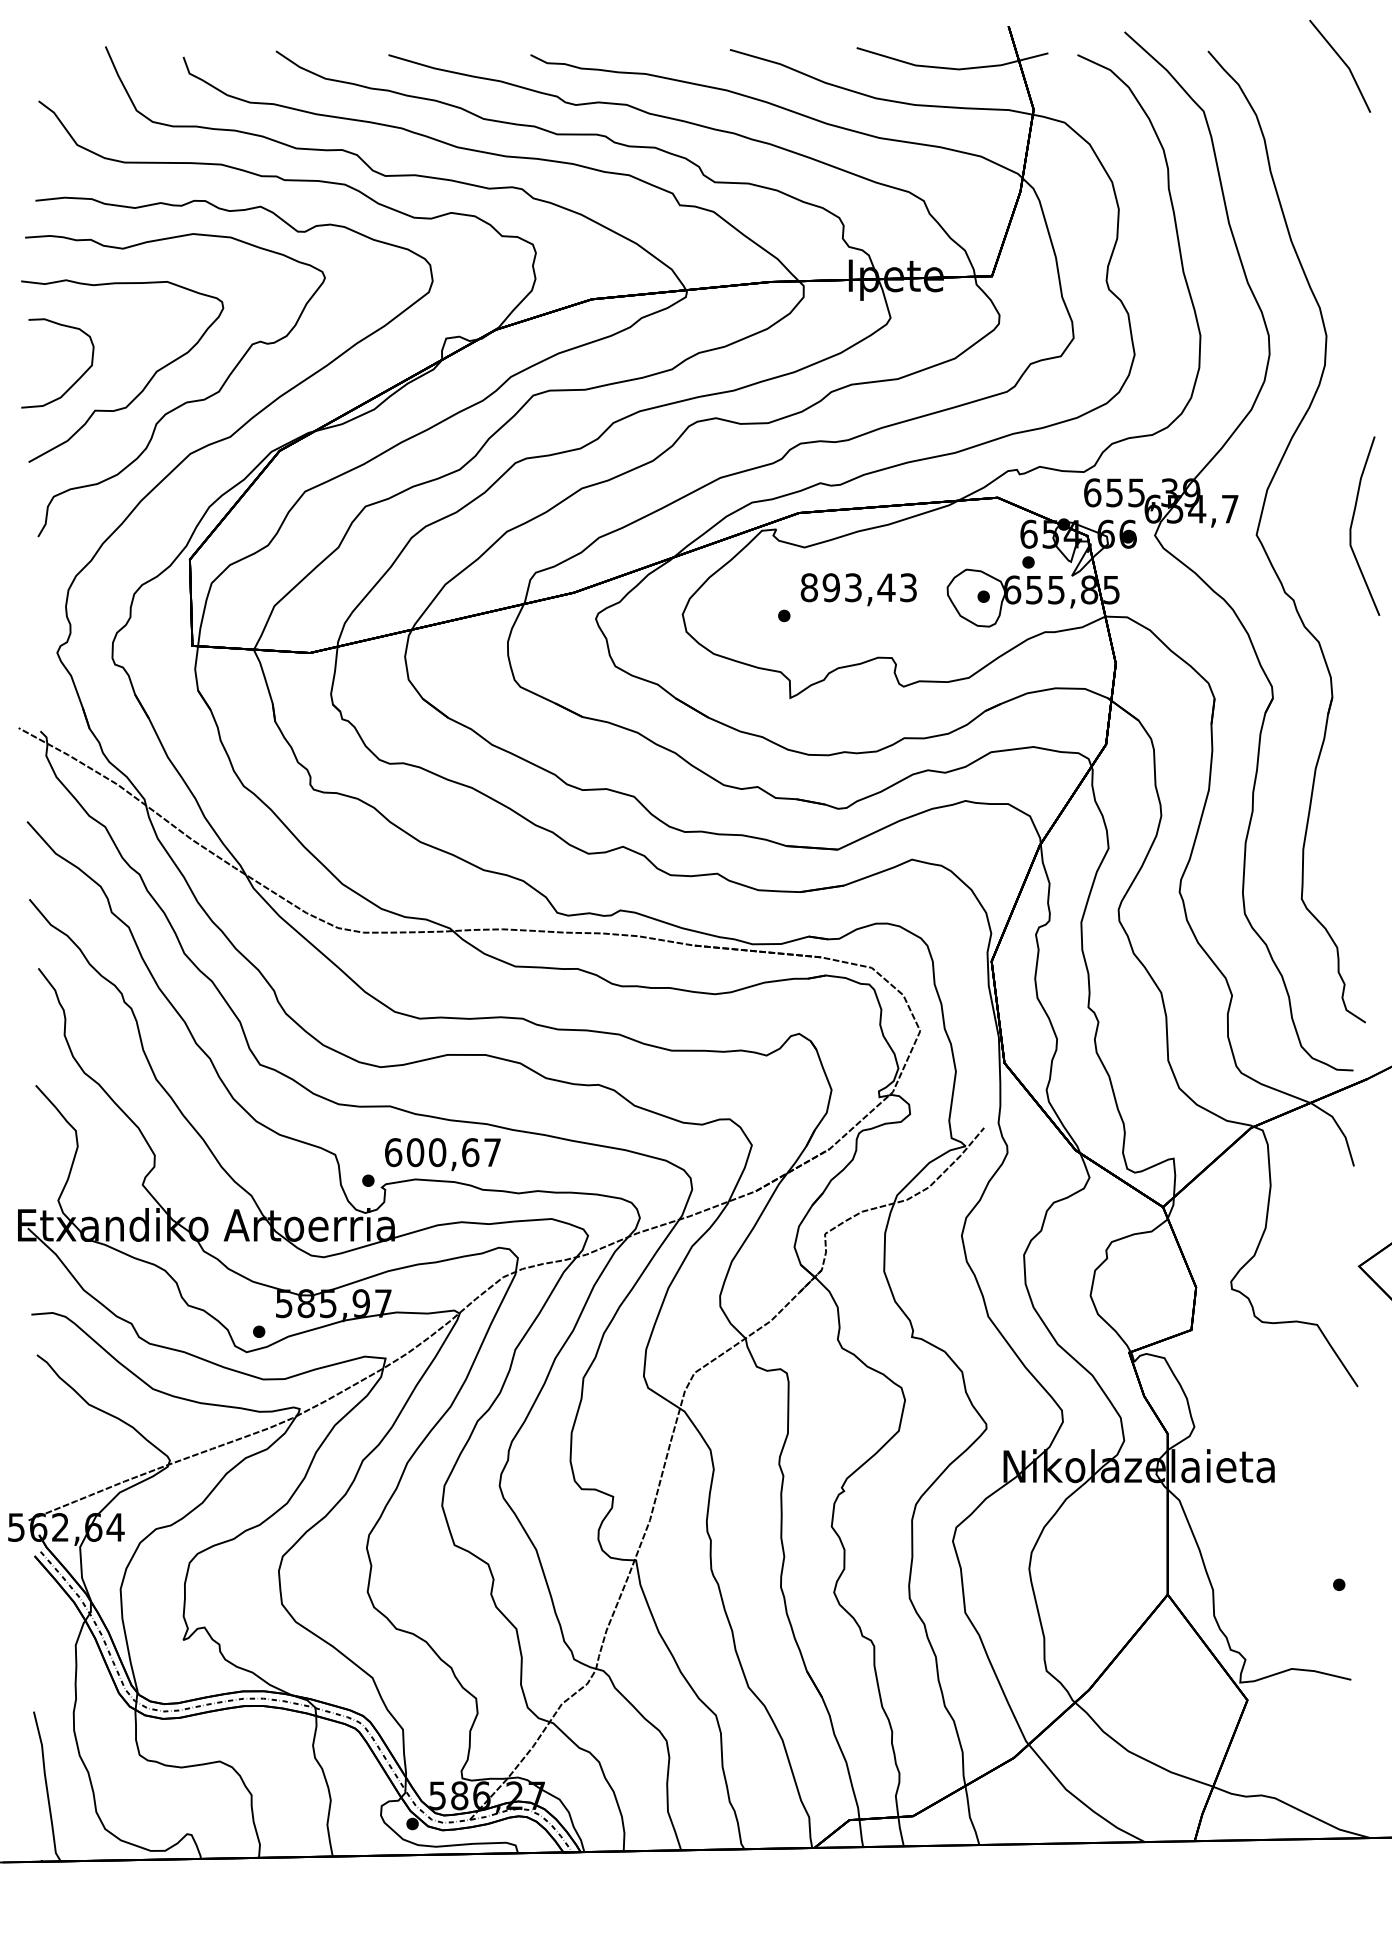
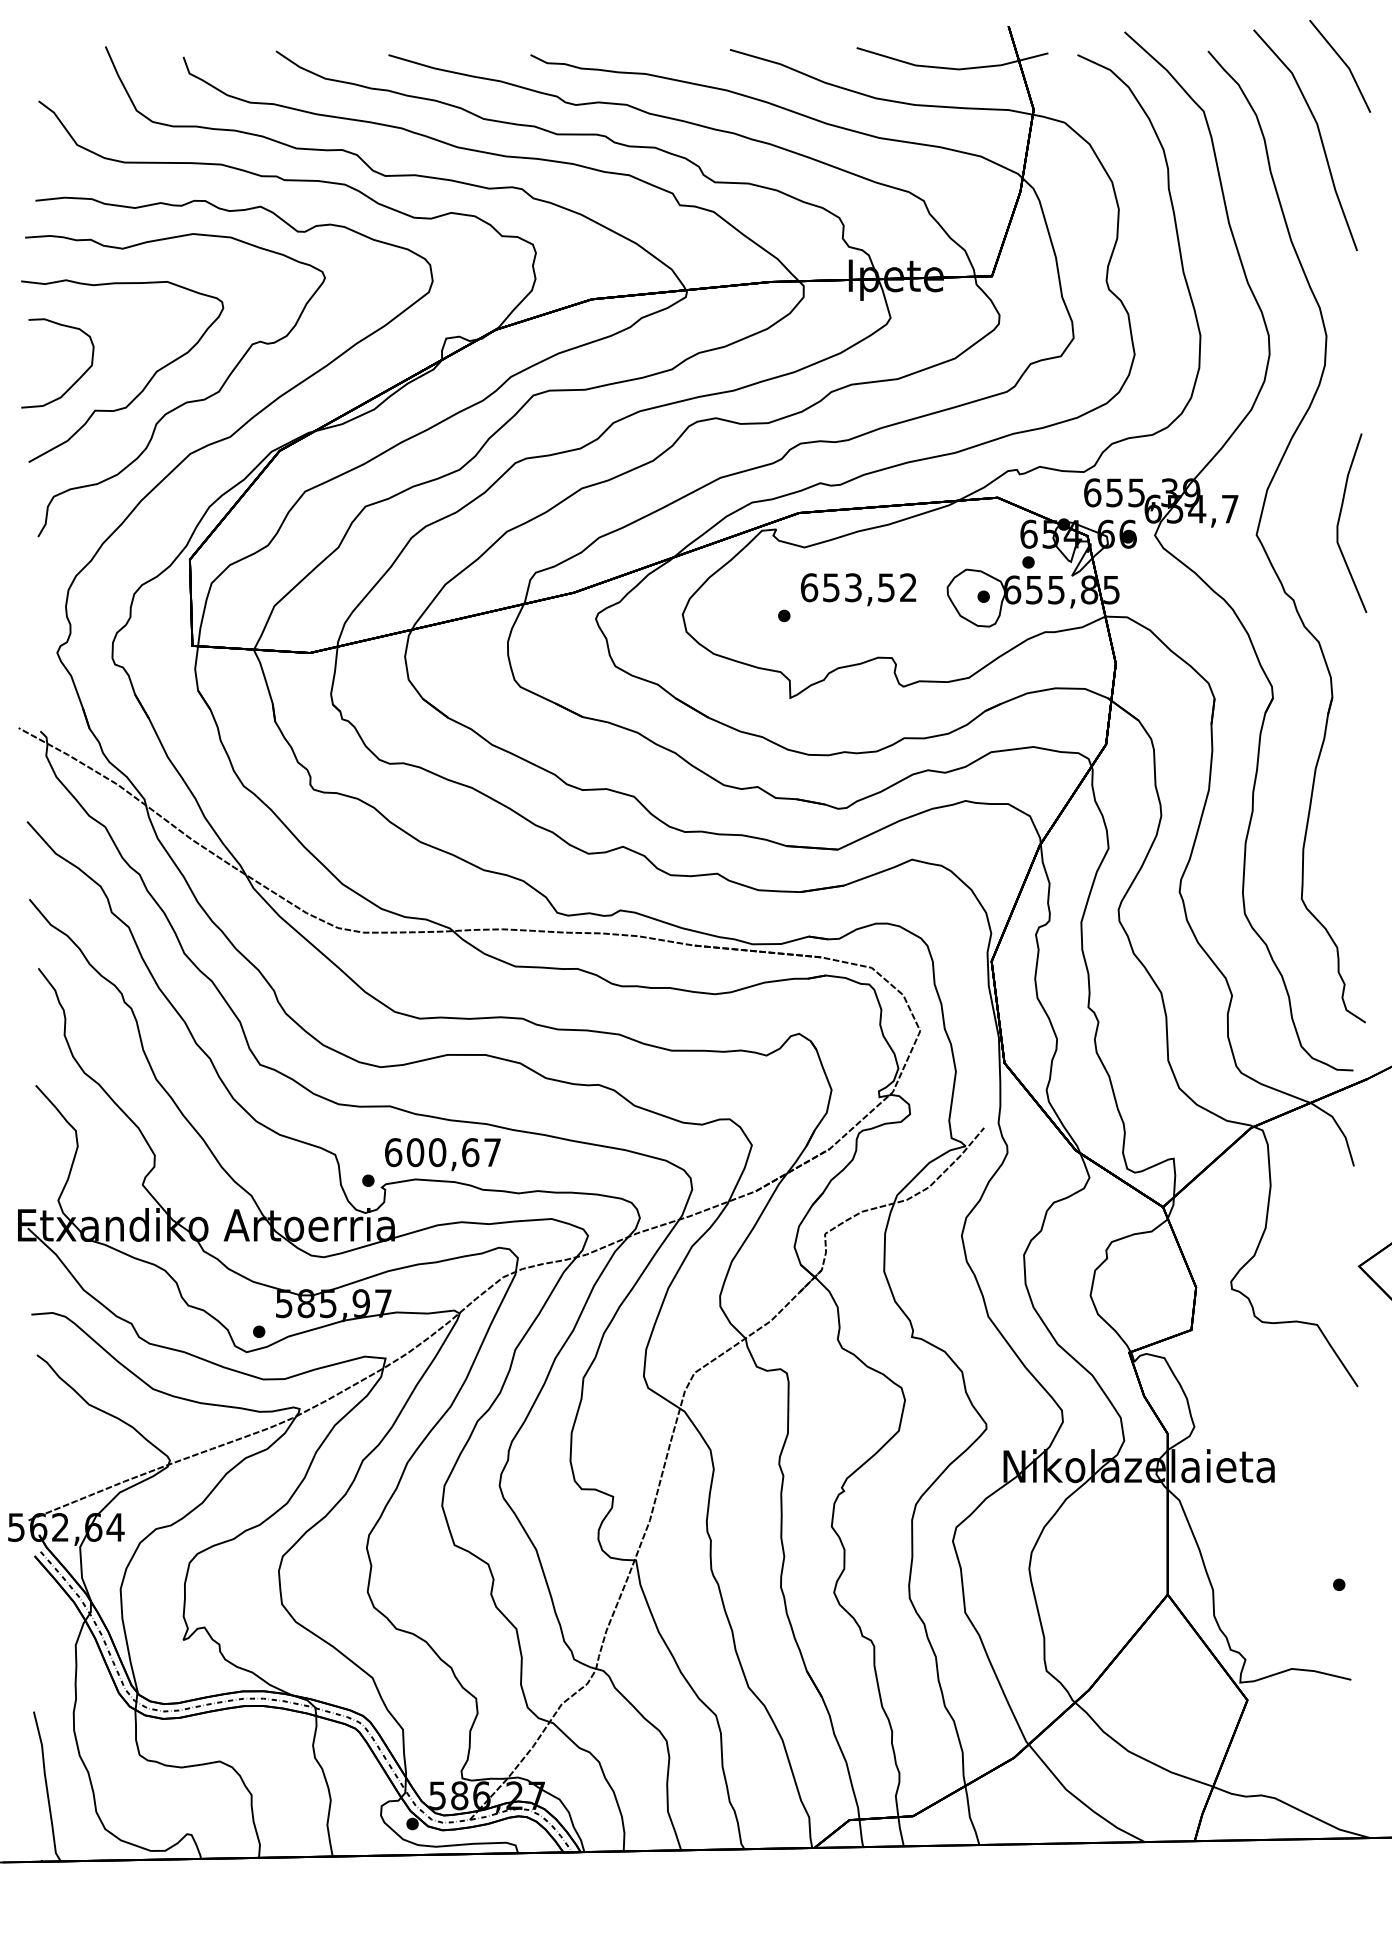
line: none -> present (1319, 136)
curve position: (1353, 521) -> (1340, 518) (1340, 518)
text: 893,43 -> 653,52 (858, 587)
